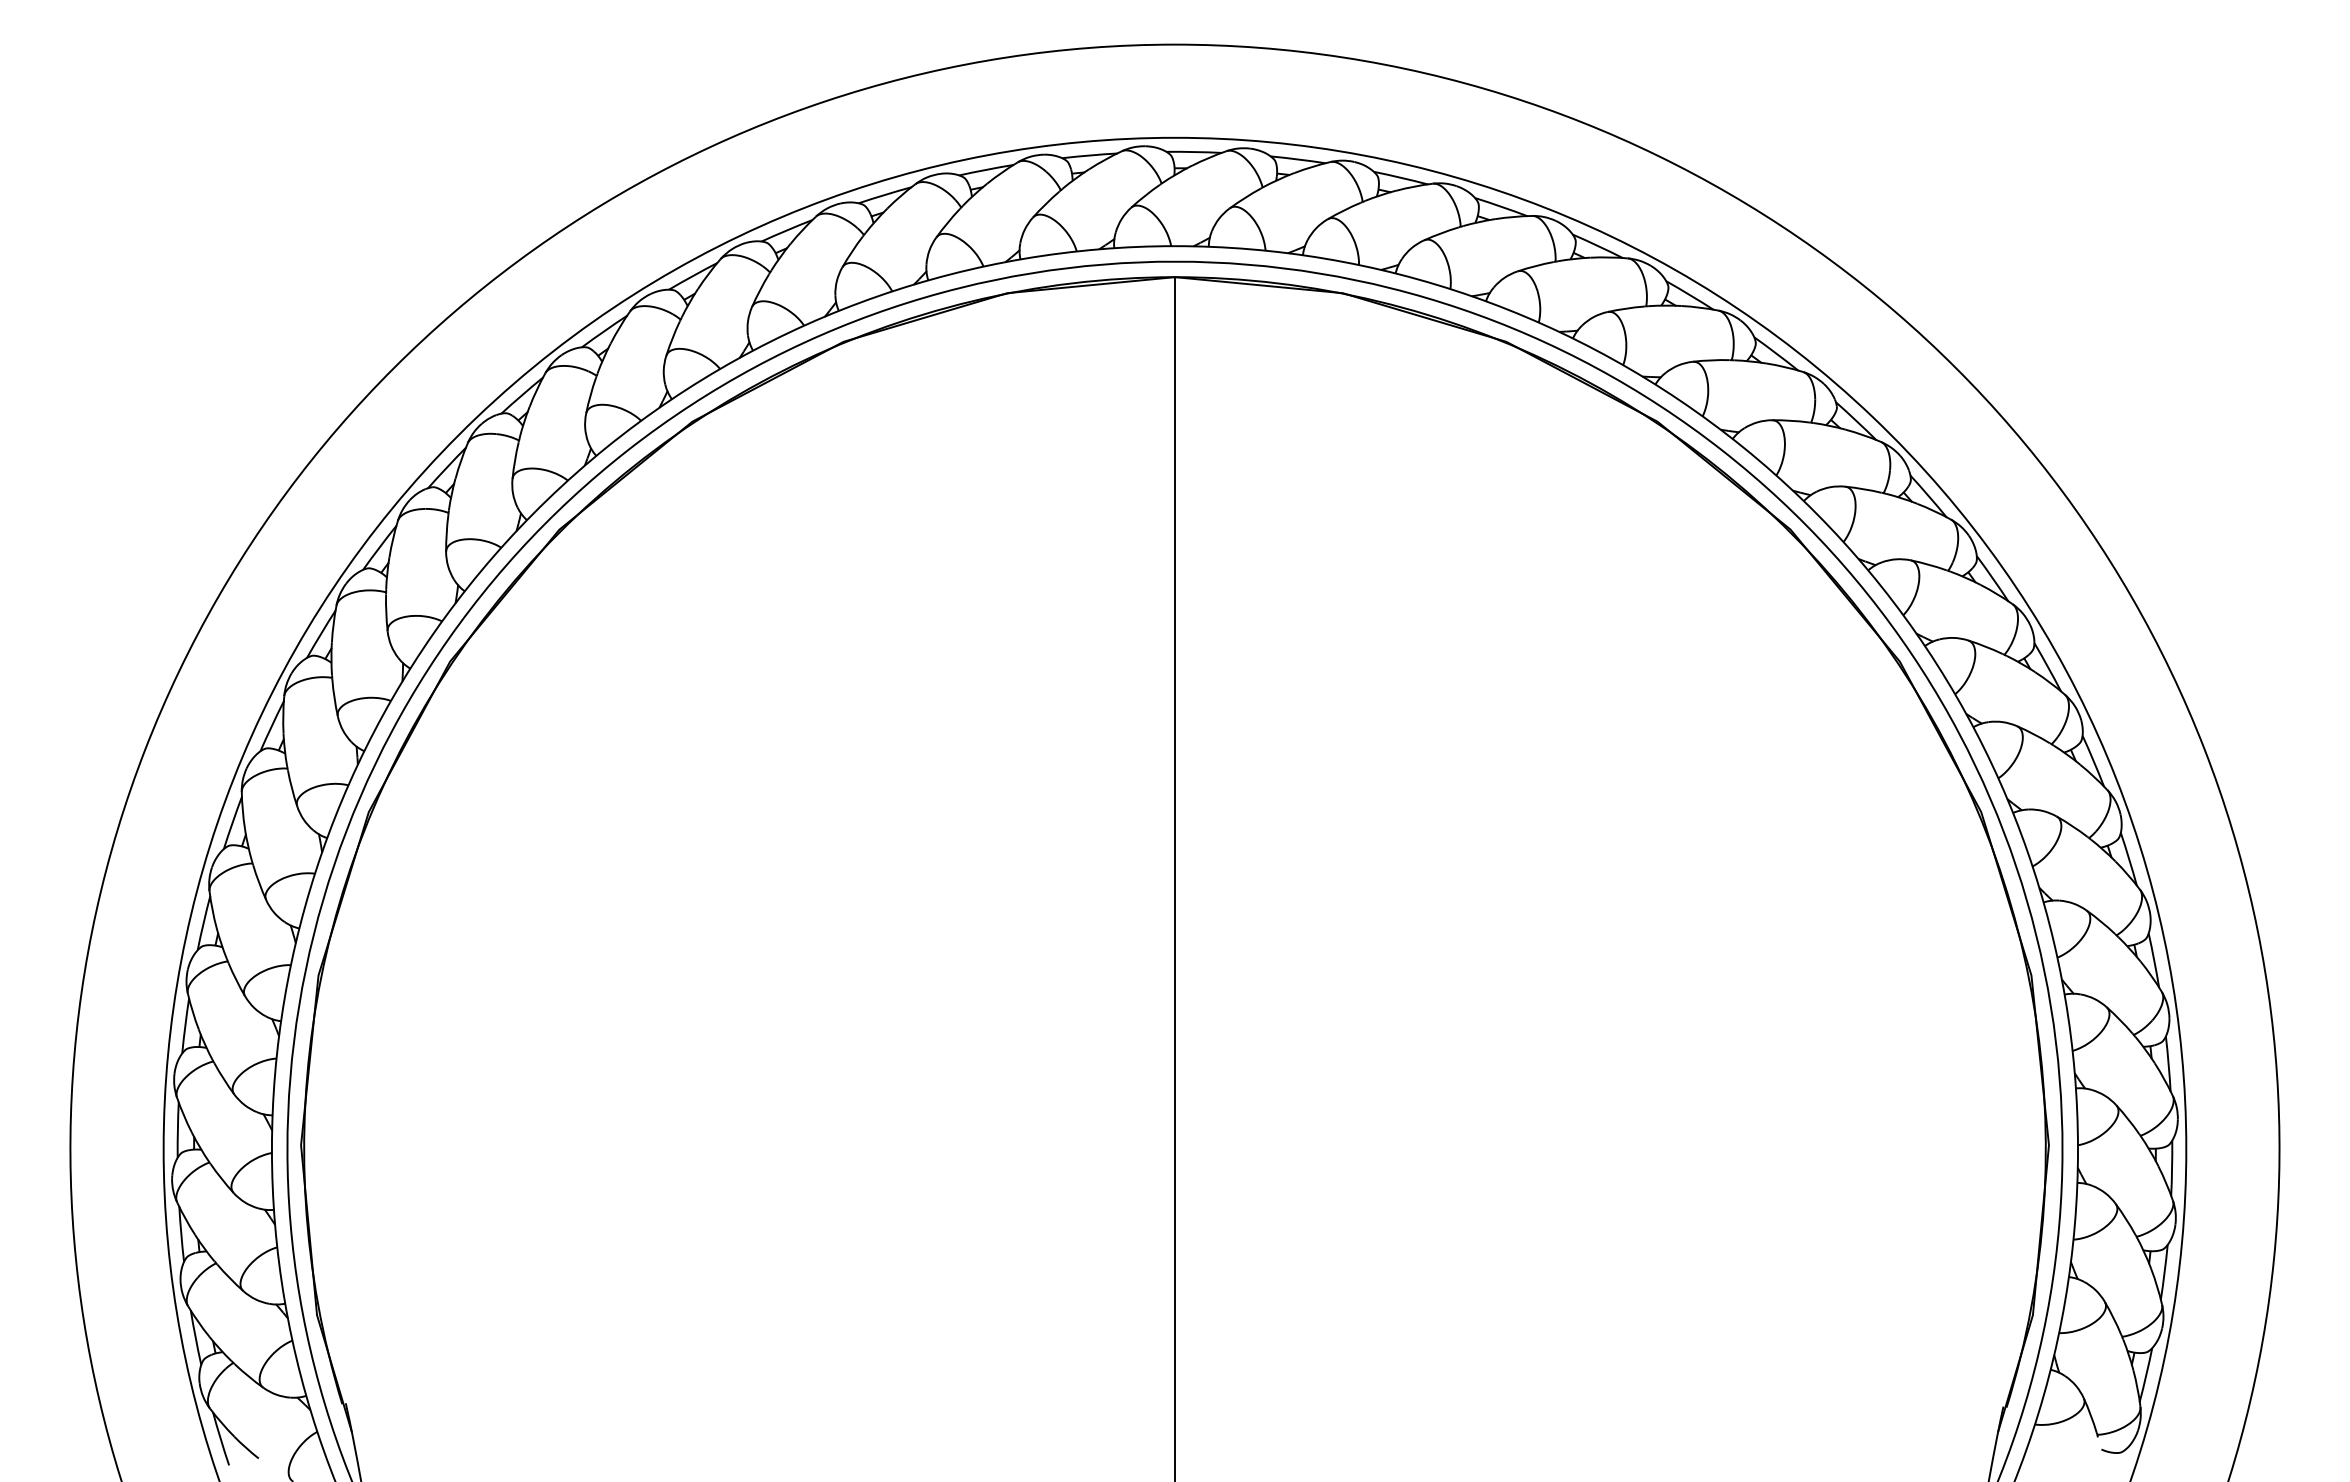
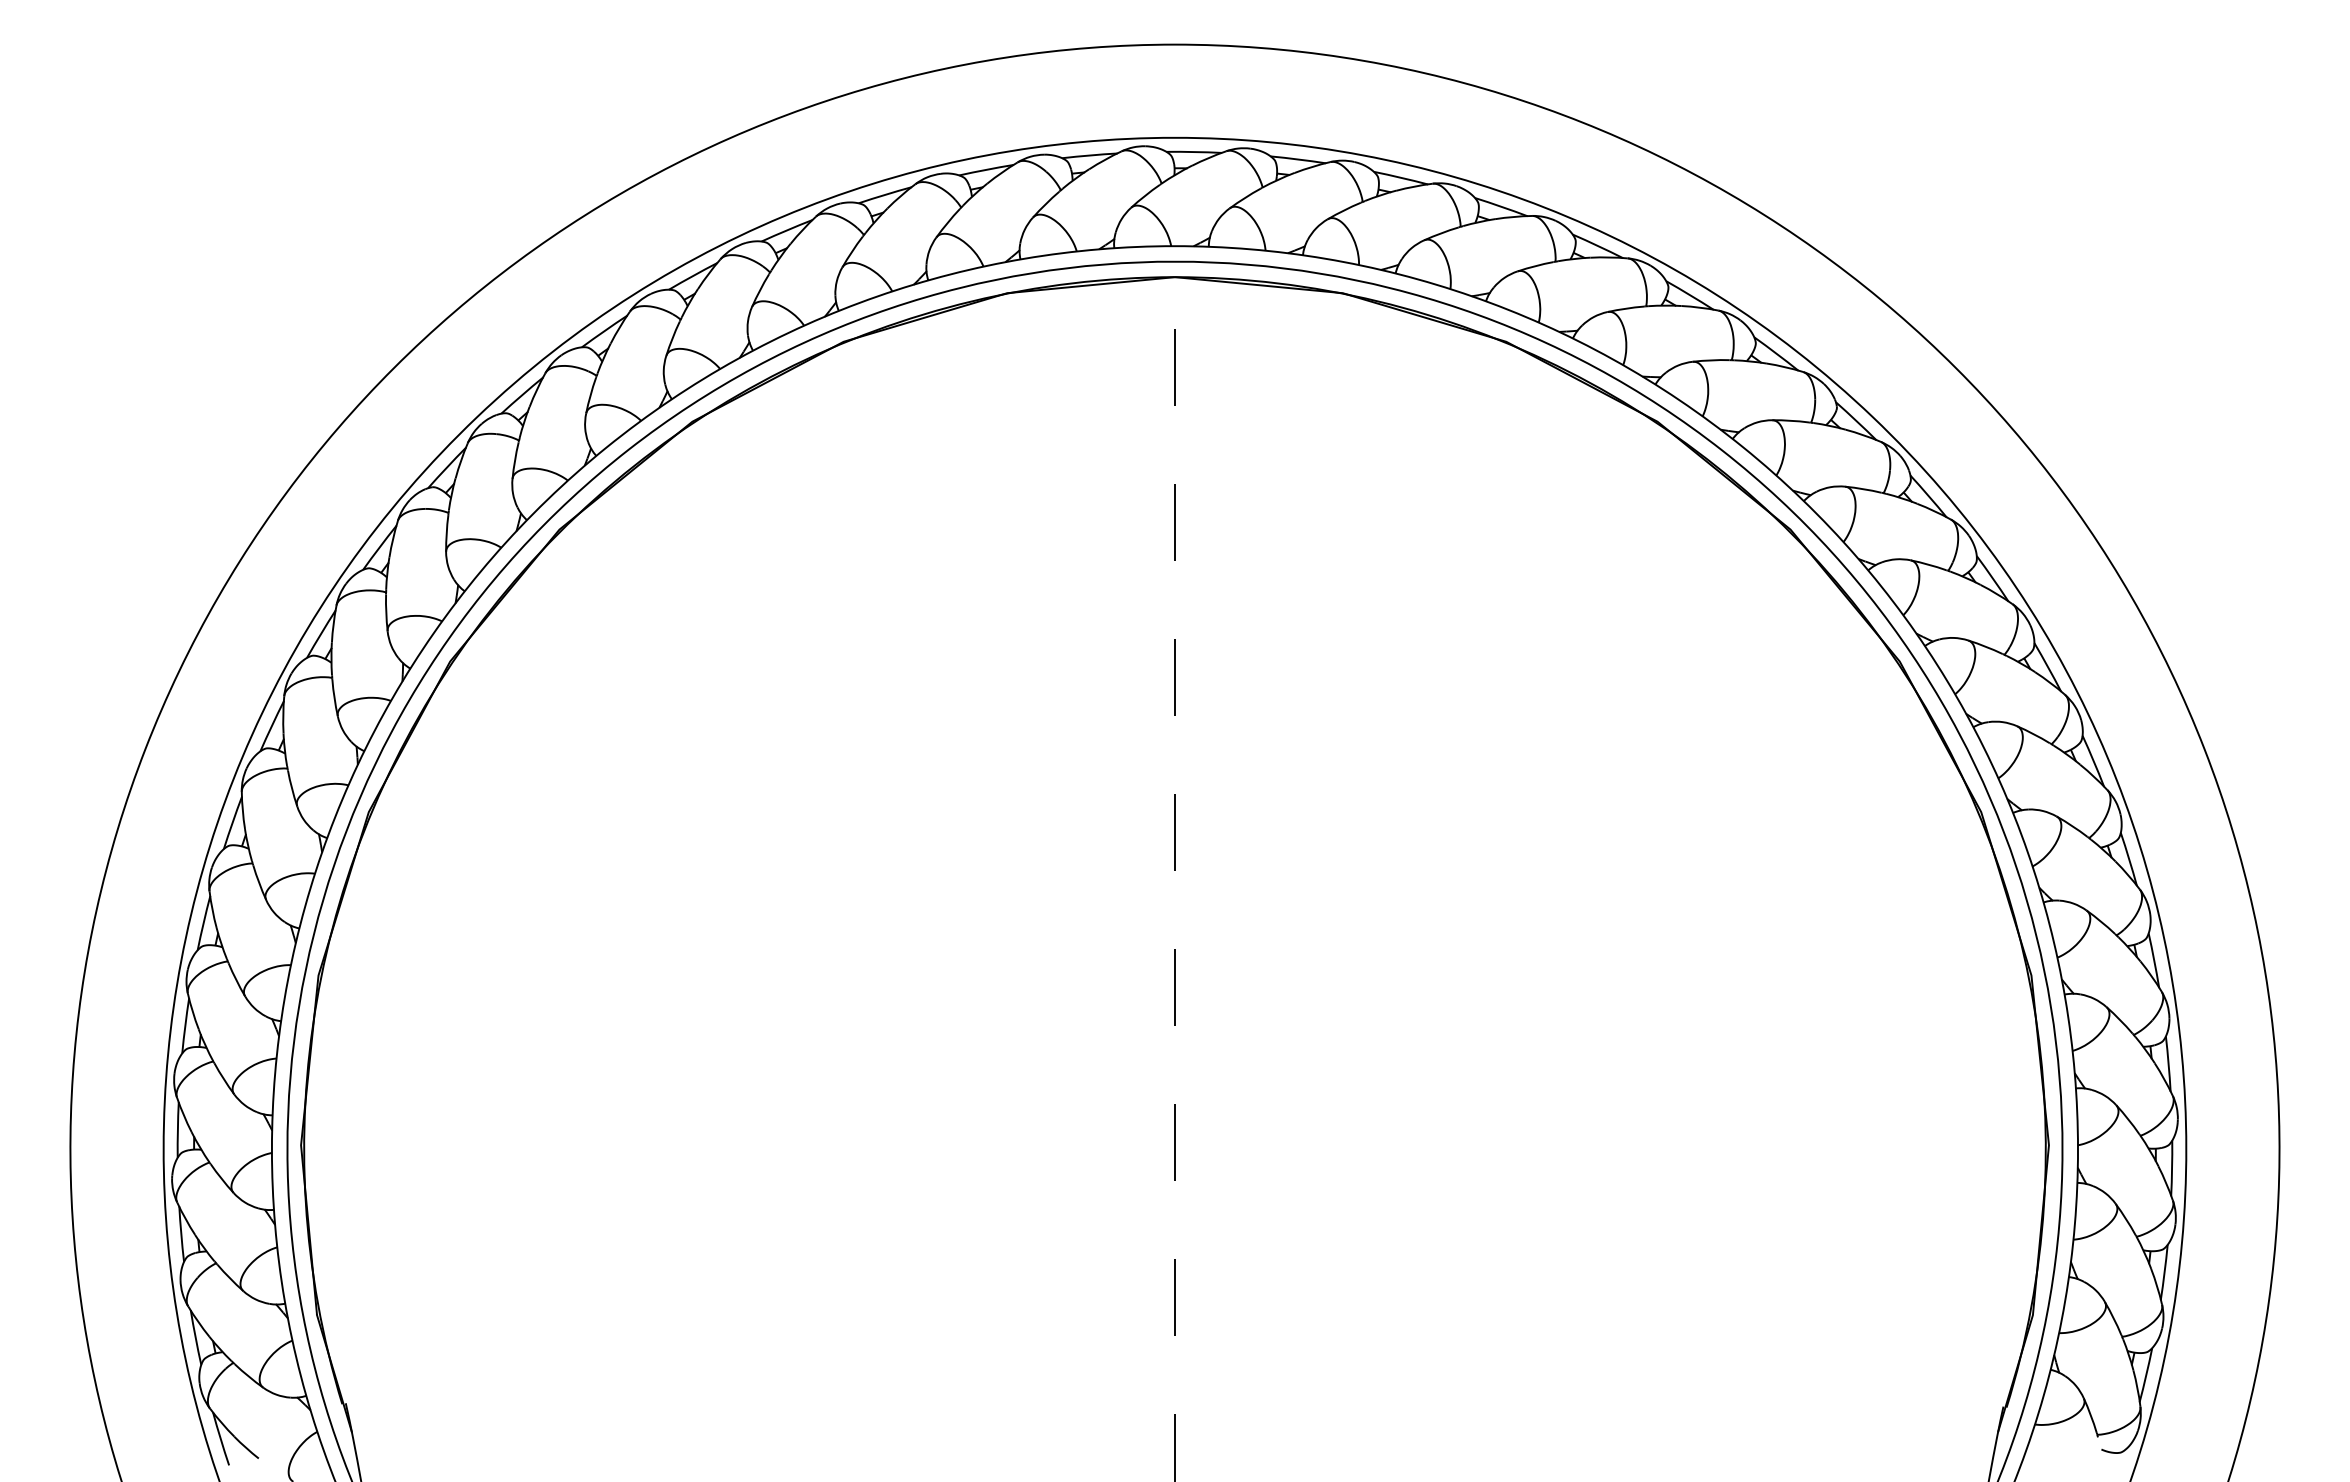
line: solid -> dashed (1174, 879)
